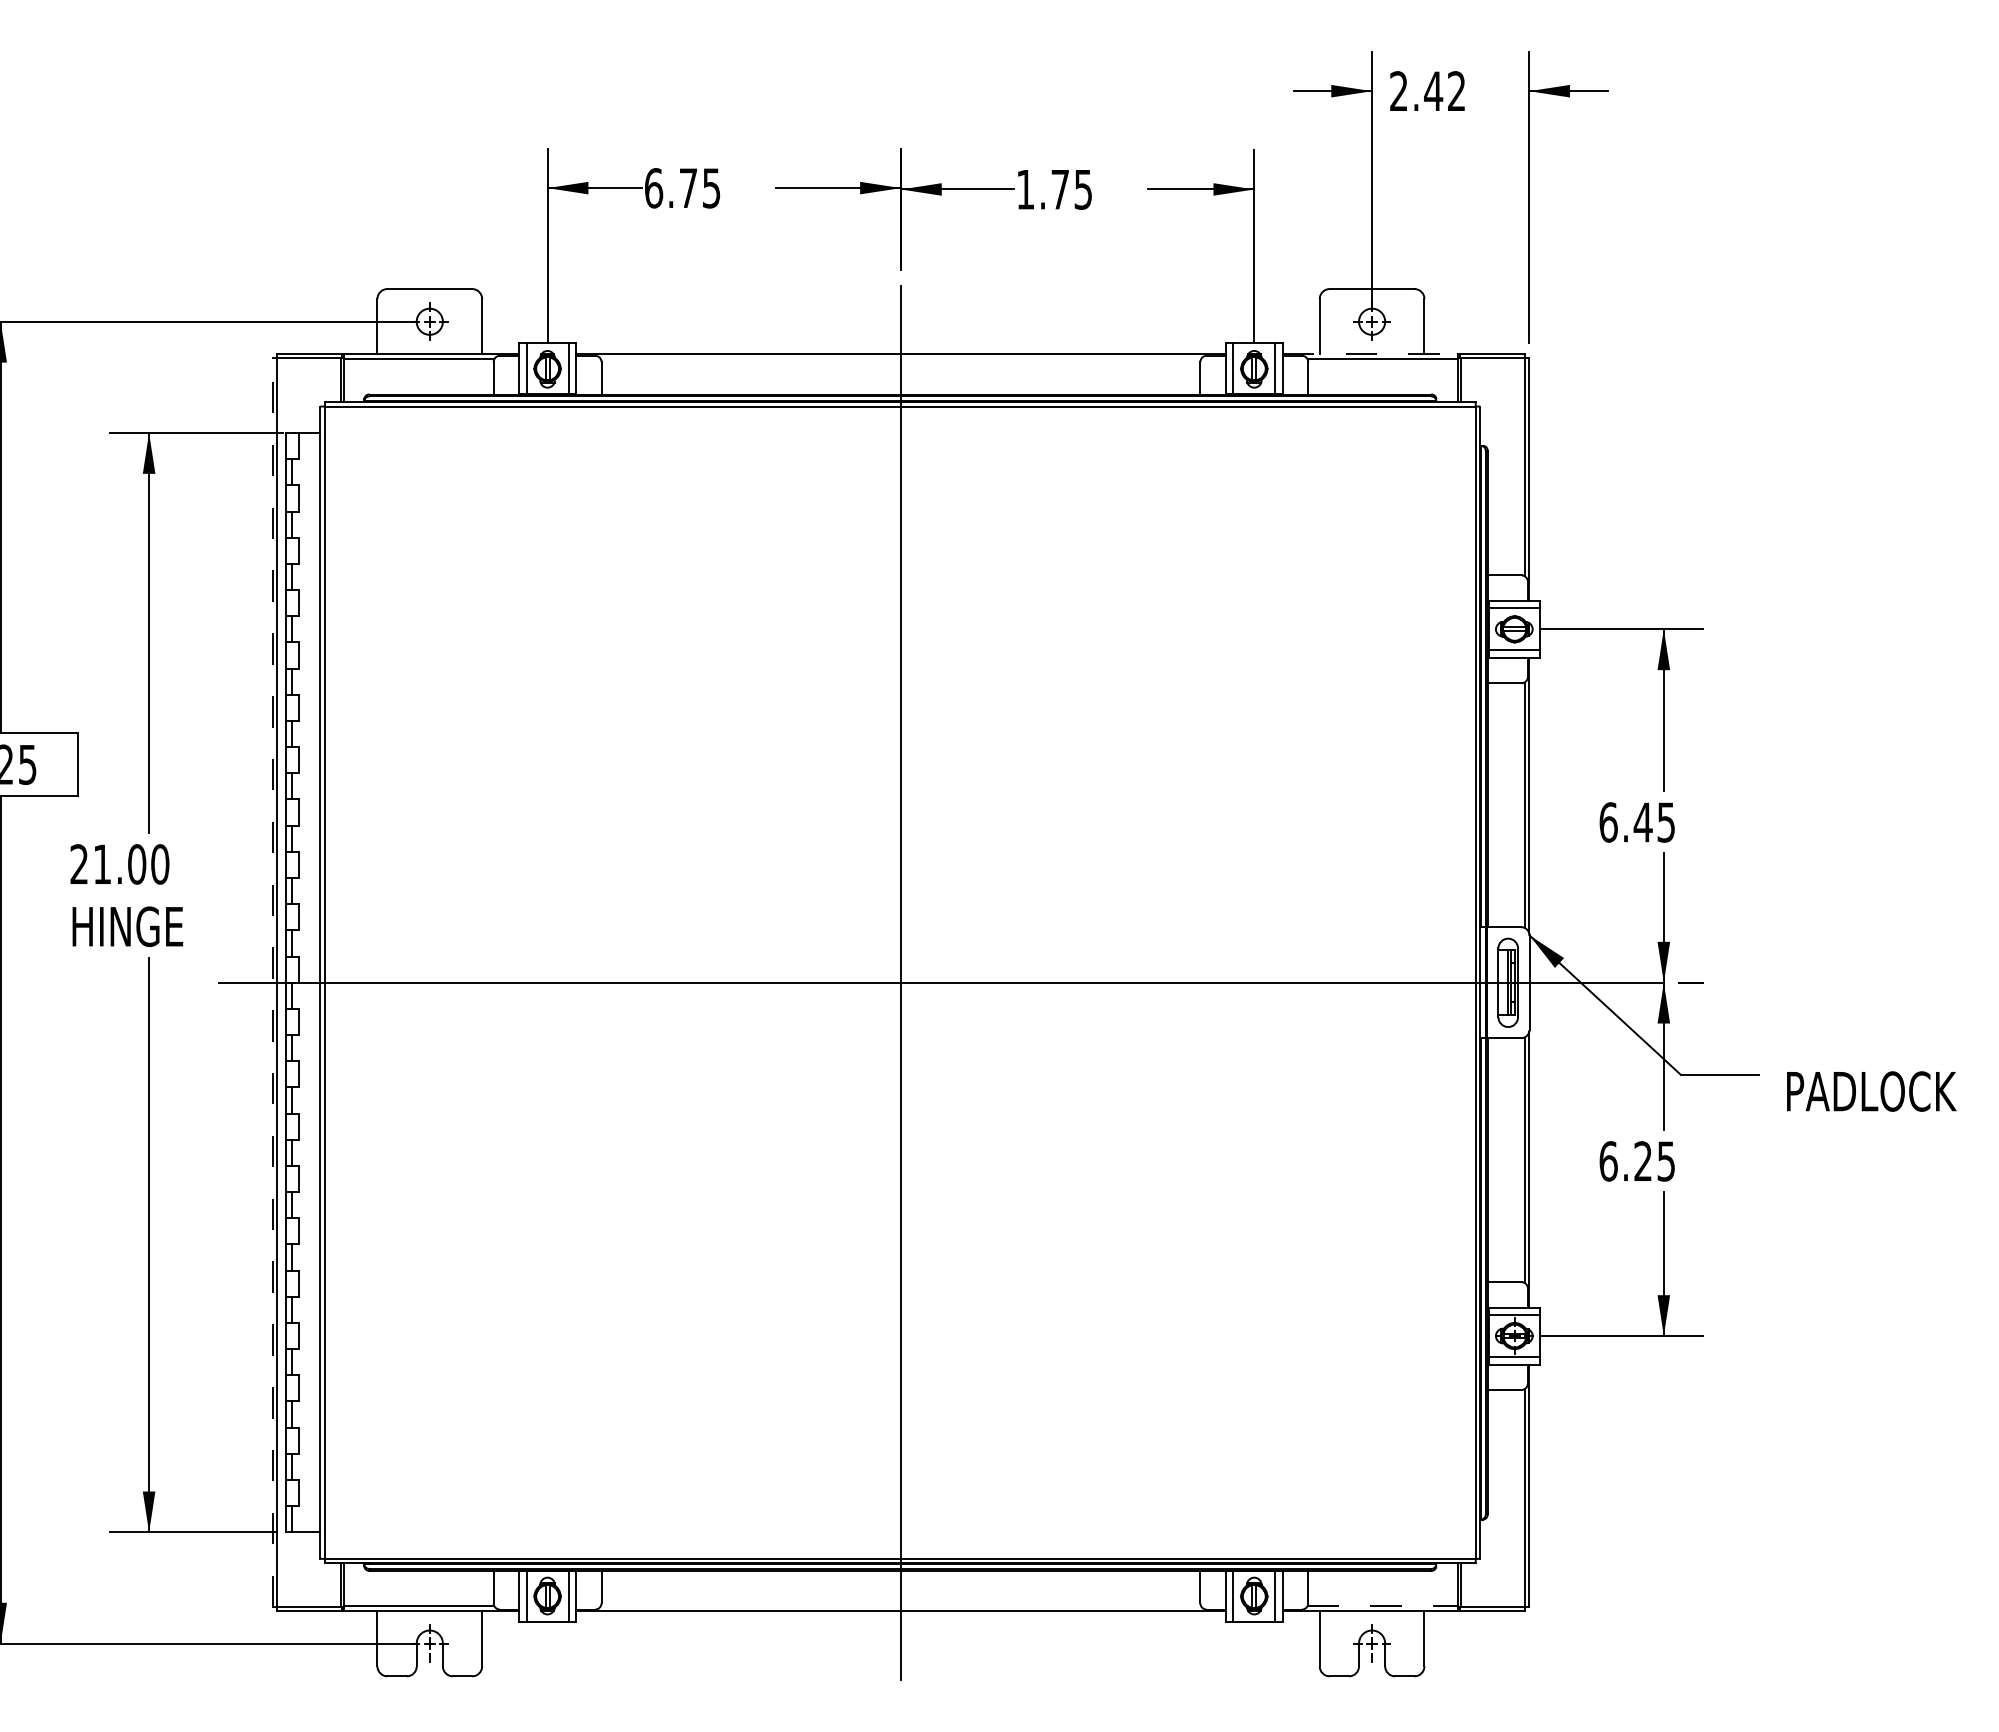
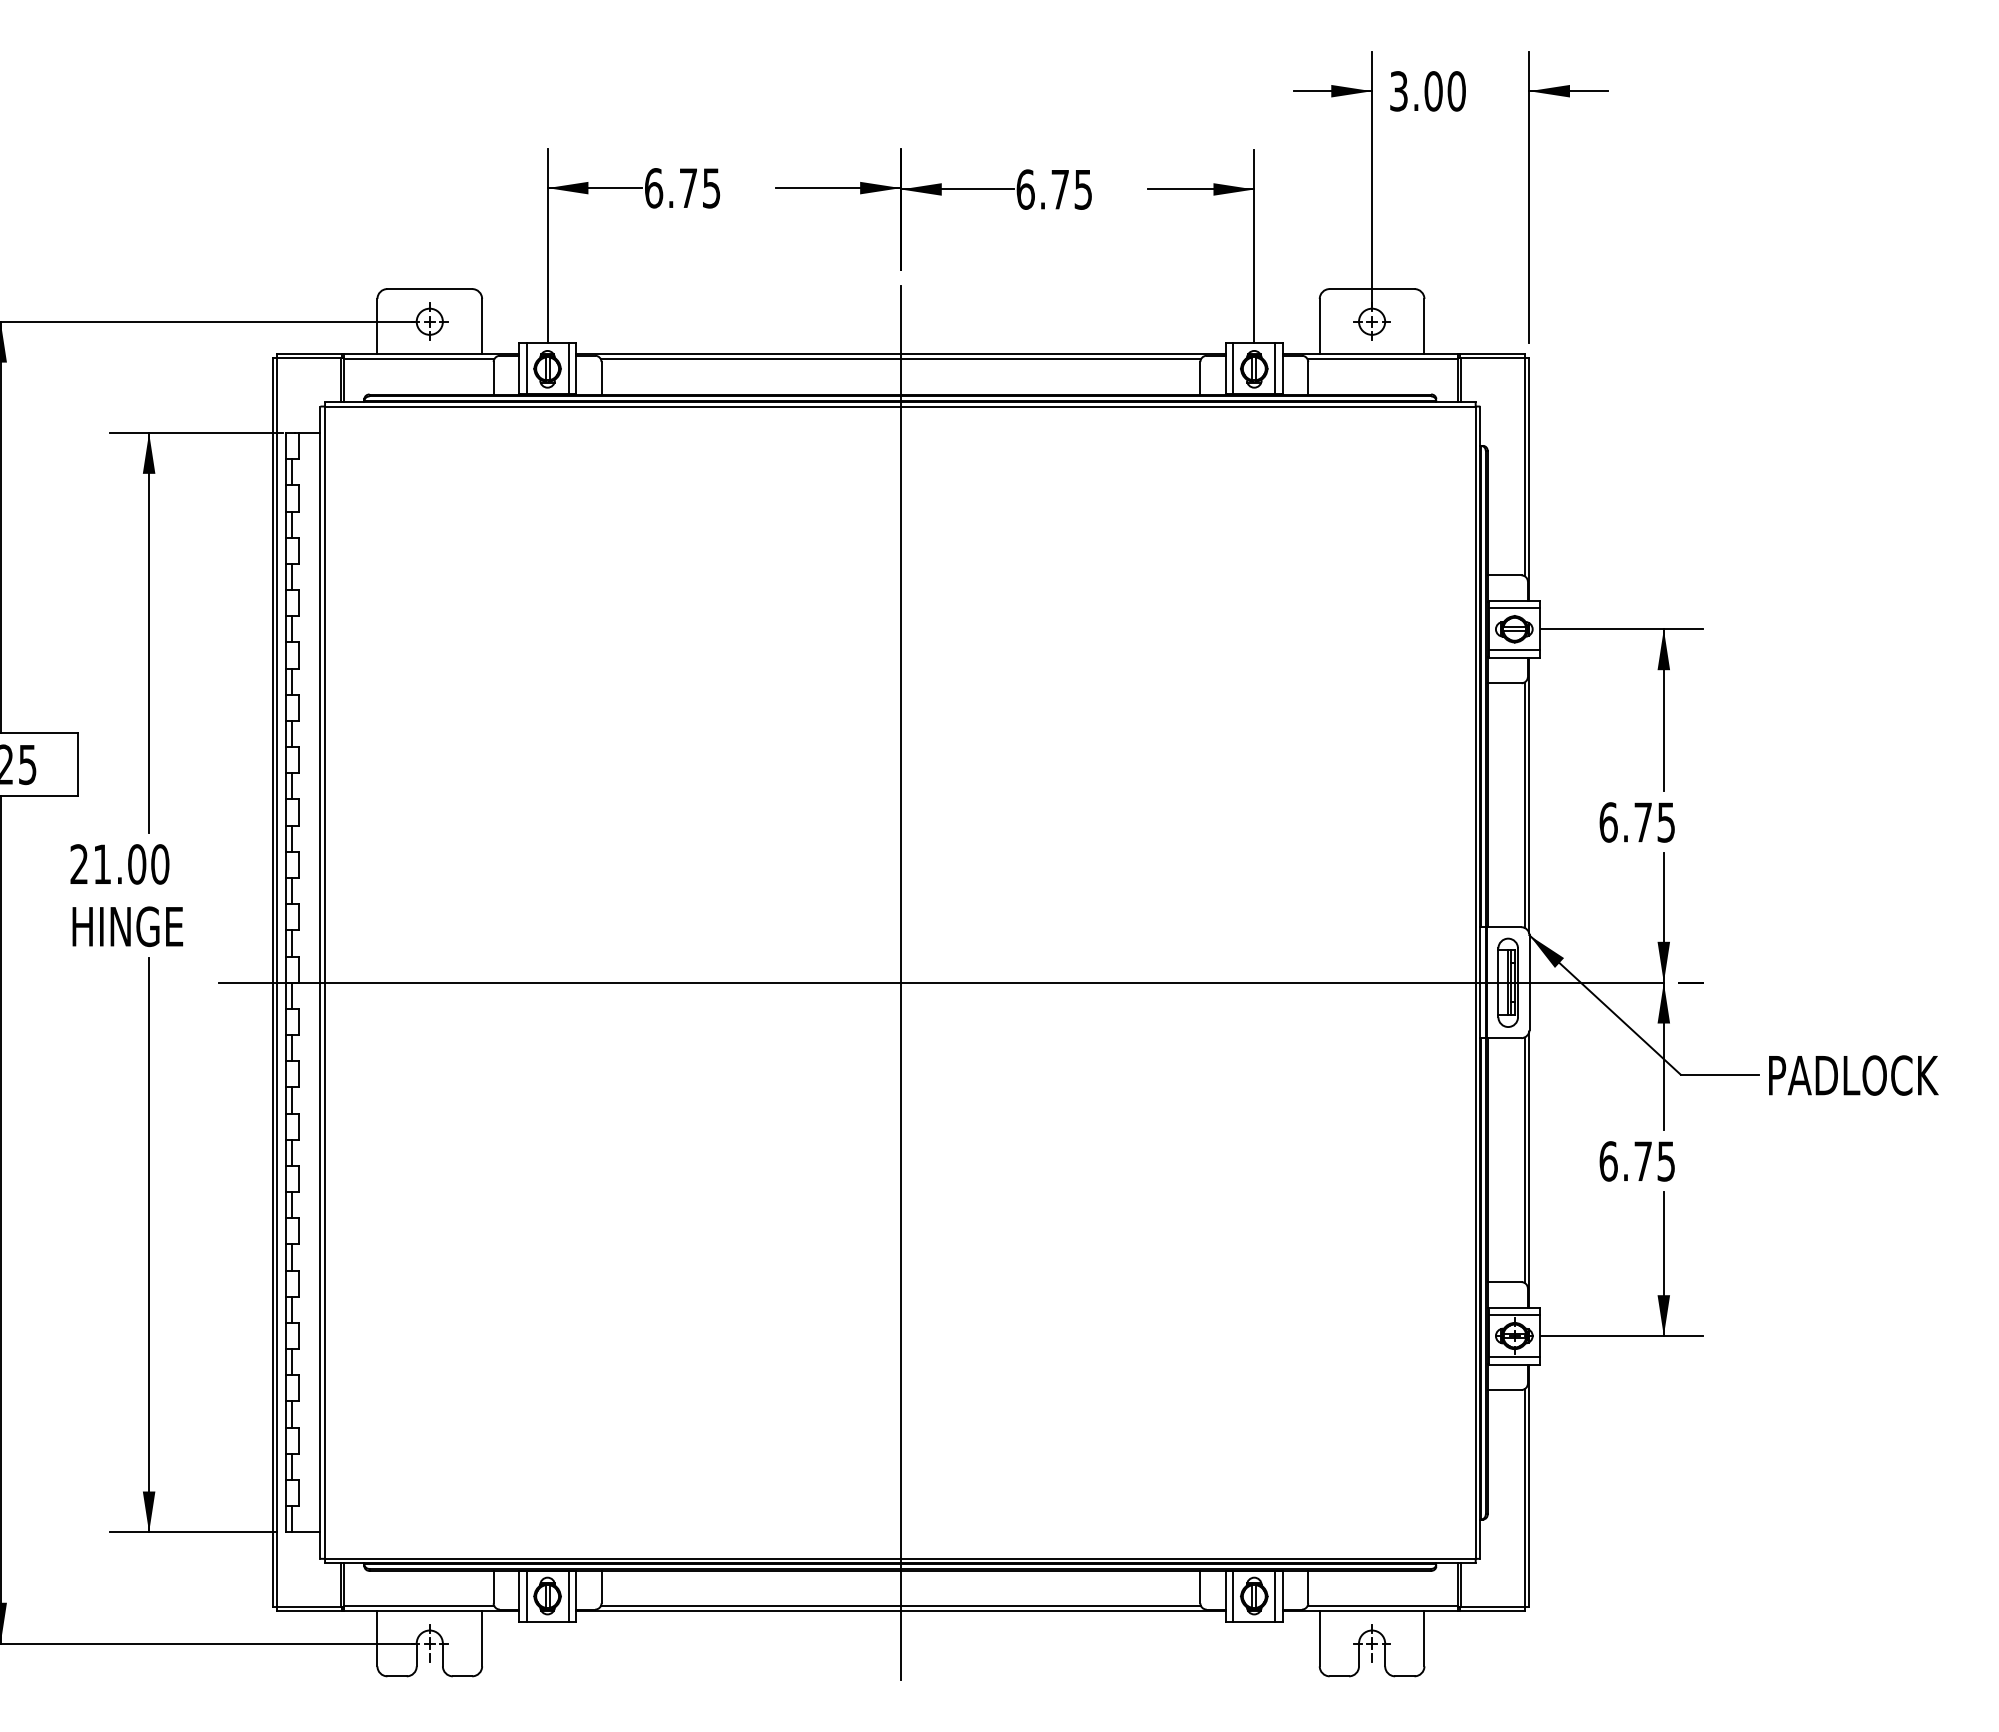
text: 2.42 -> 3.00 (1427, 91)
text: 1.75 -> 6.75 (1025, 189)
line: dashed -> solid (1370, 354)
line: none -> present (900, 359)
text: 6.45 -> 6.75 (1642, 822)
line: dashed -> solid (272, 982)
text position: (1871, 1091) -> (1853, 1075) (1853, 1075)
text: 6.25 -> 6.75 (1642, 1160)
line: none -> present (900, 1606)
line: dashed -> solid (1383, 1606)
